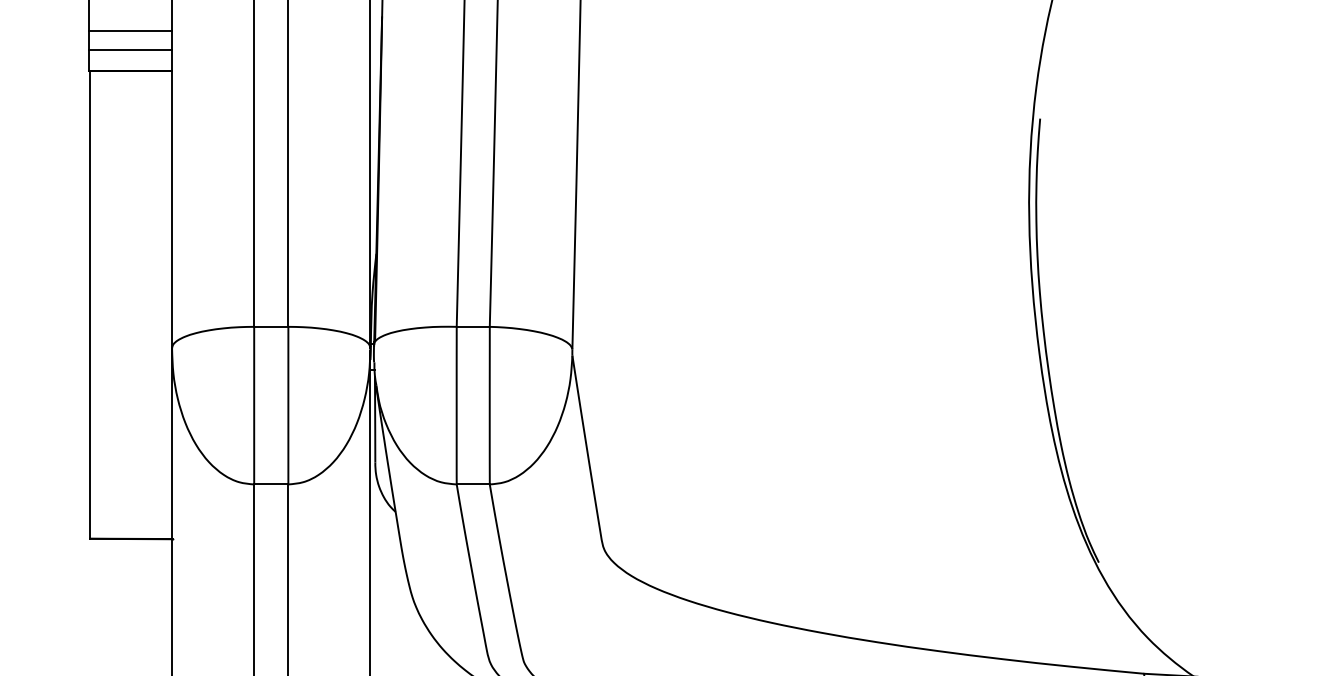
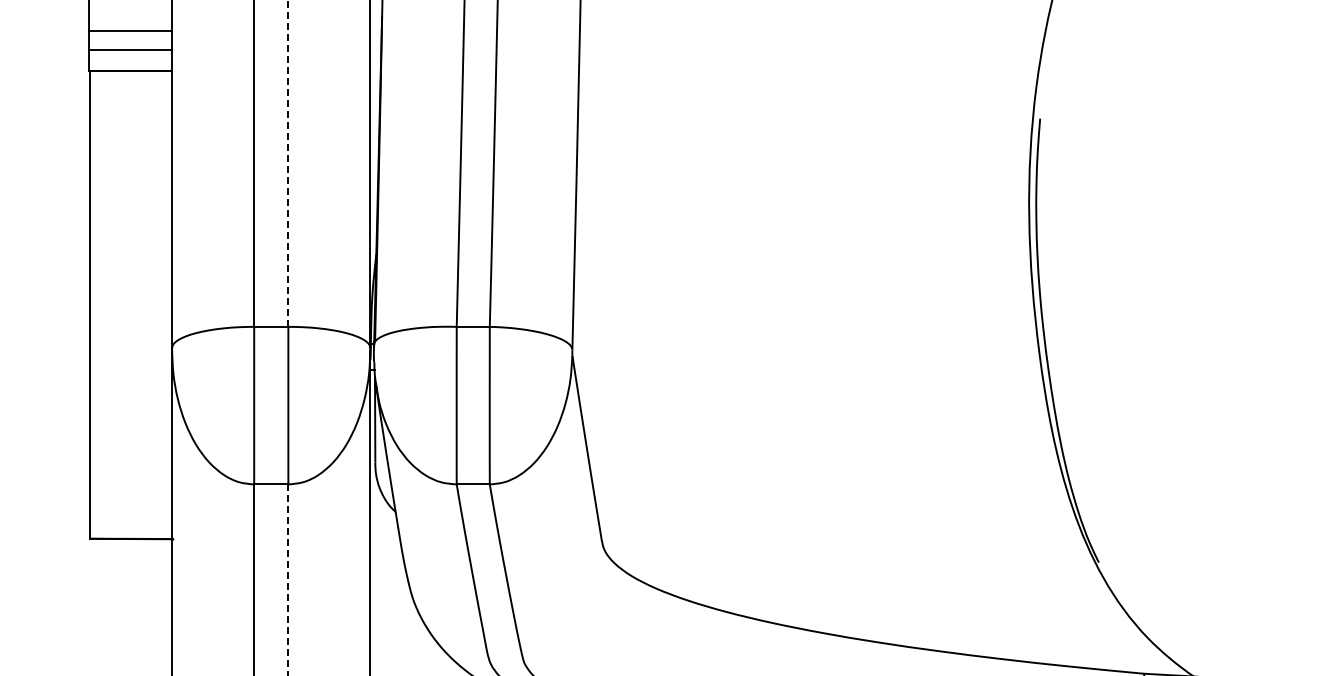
line: solid -> dashed (288, 163)
line: solid -> dashed (288, 579)
